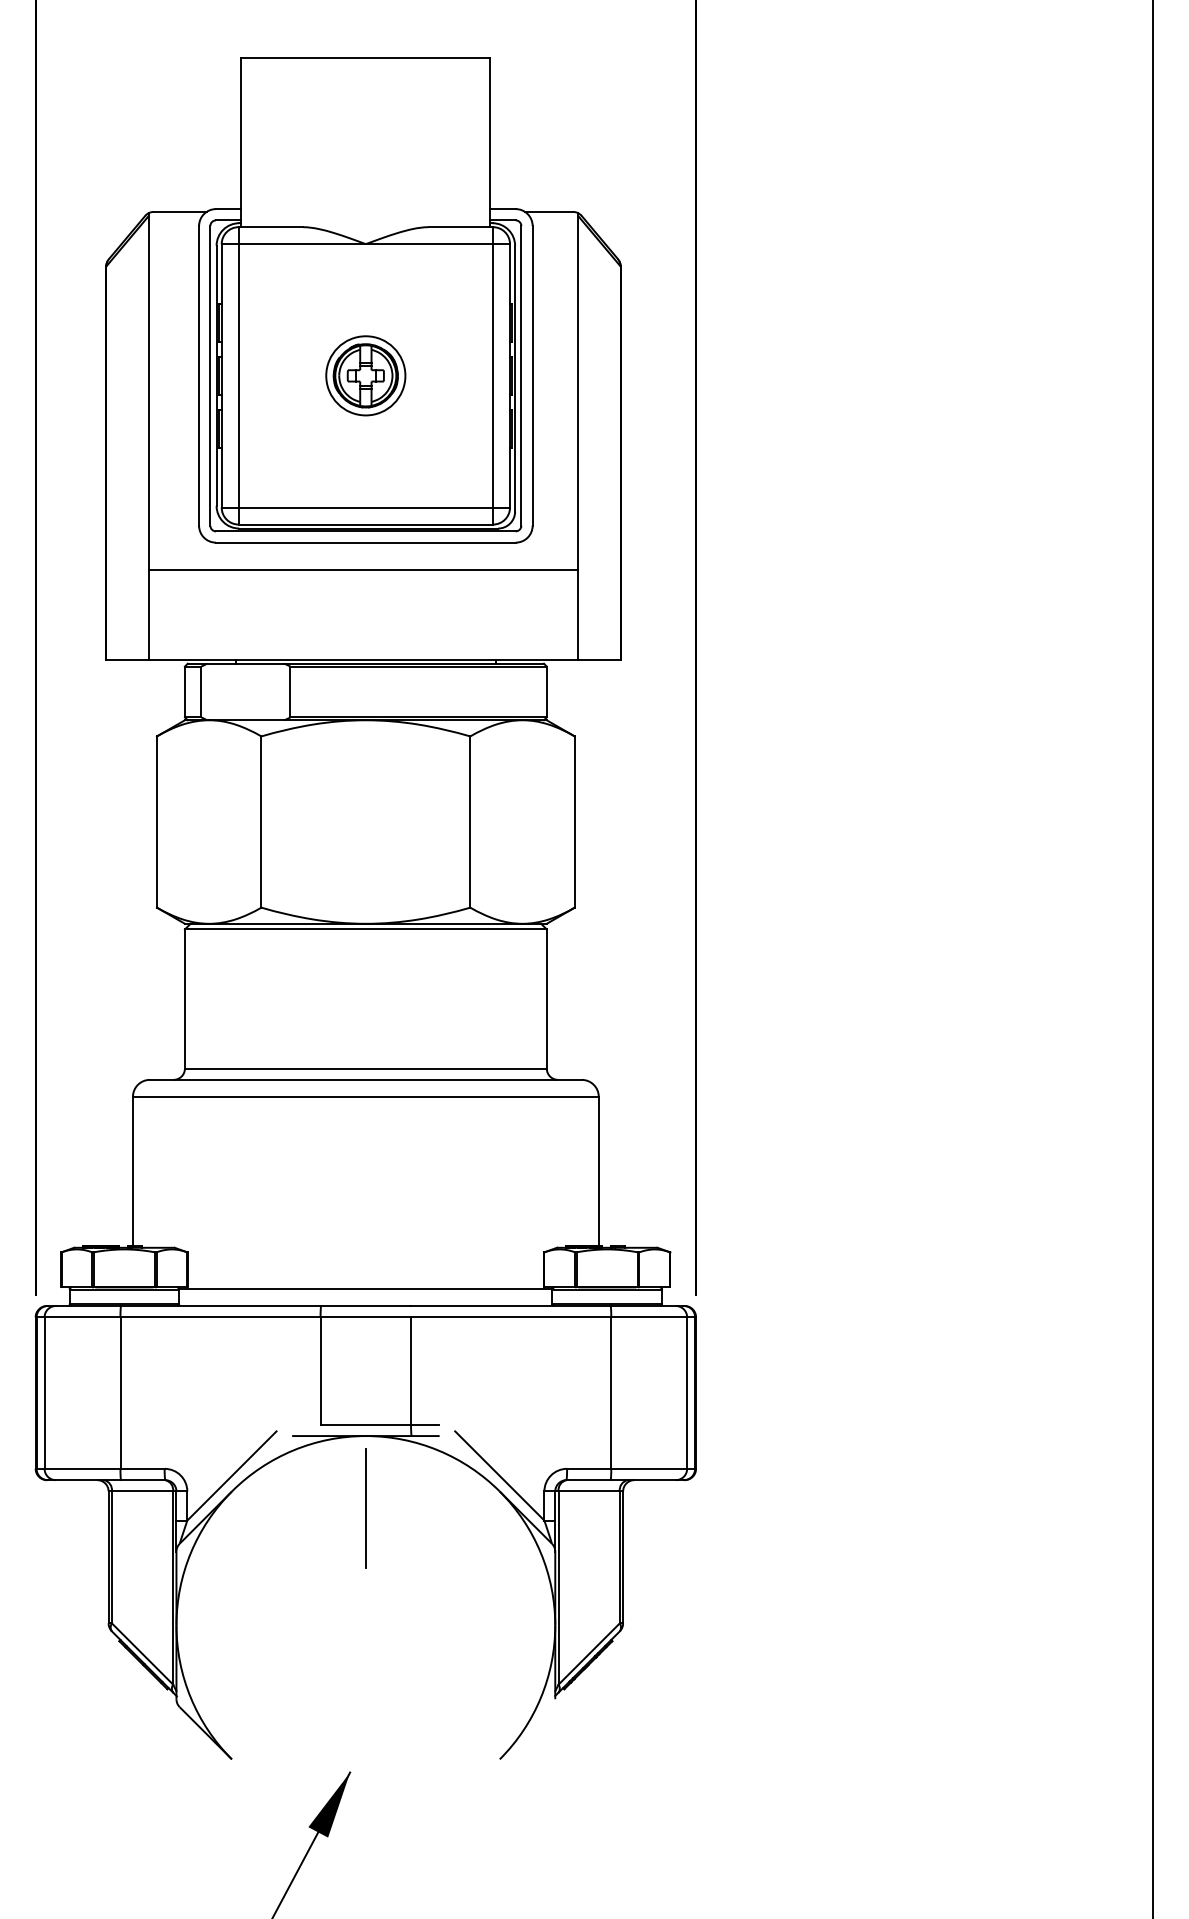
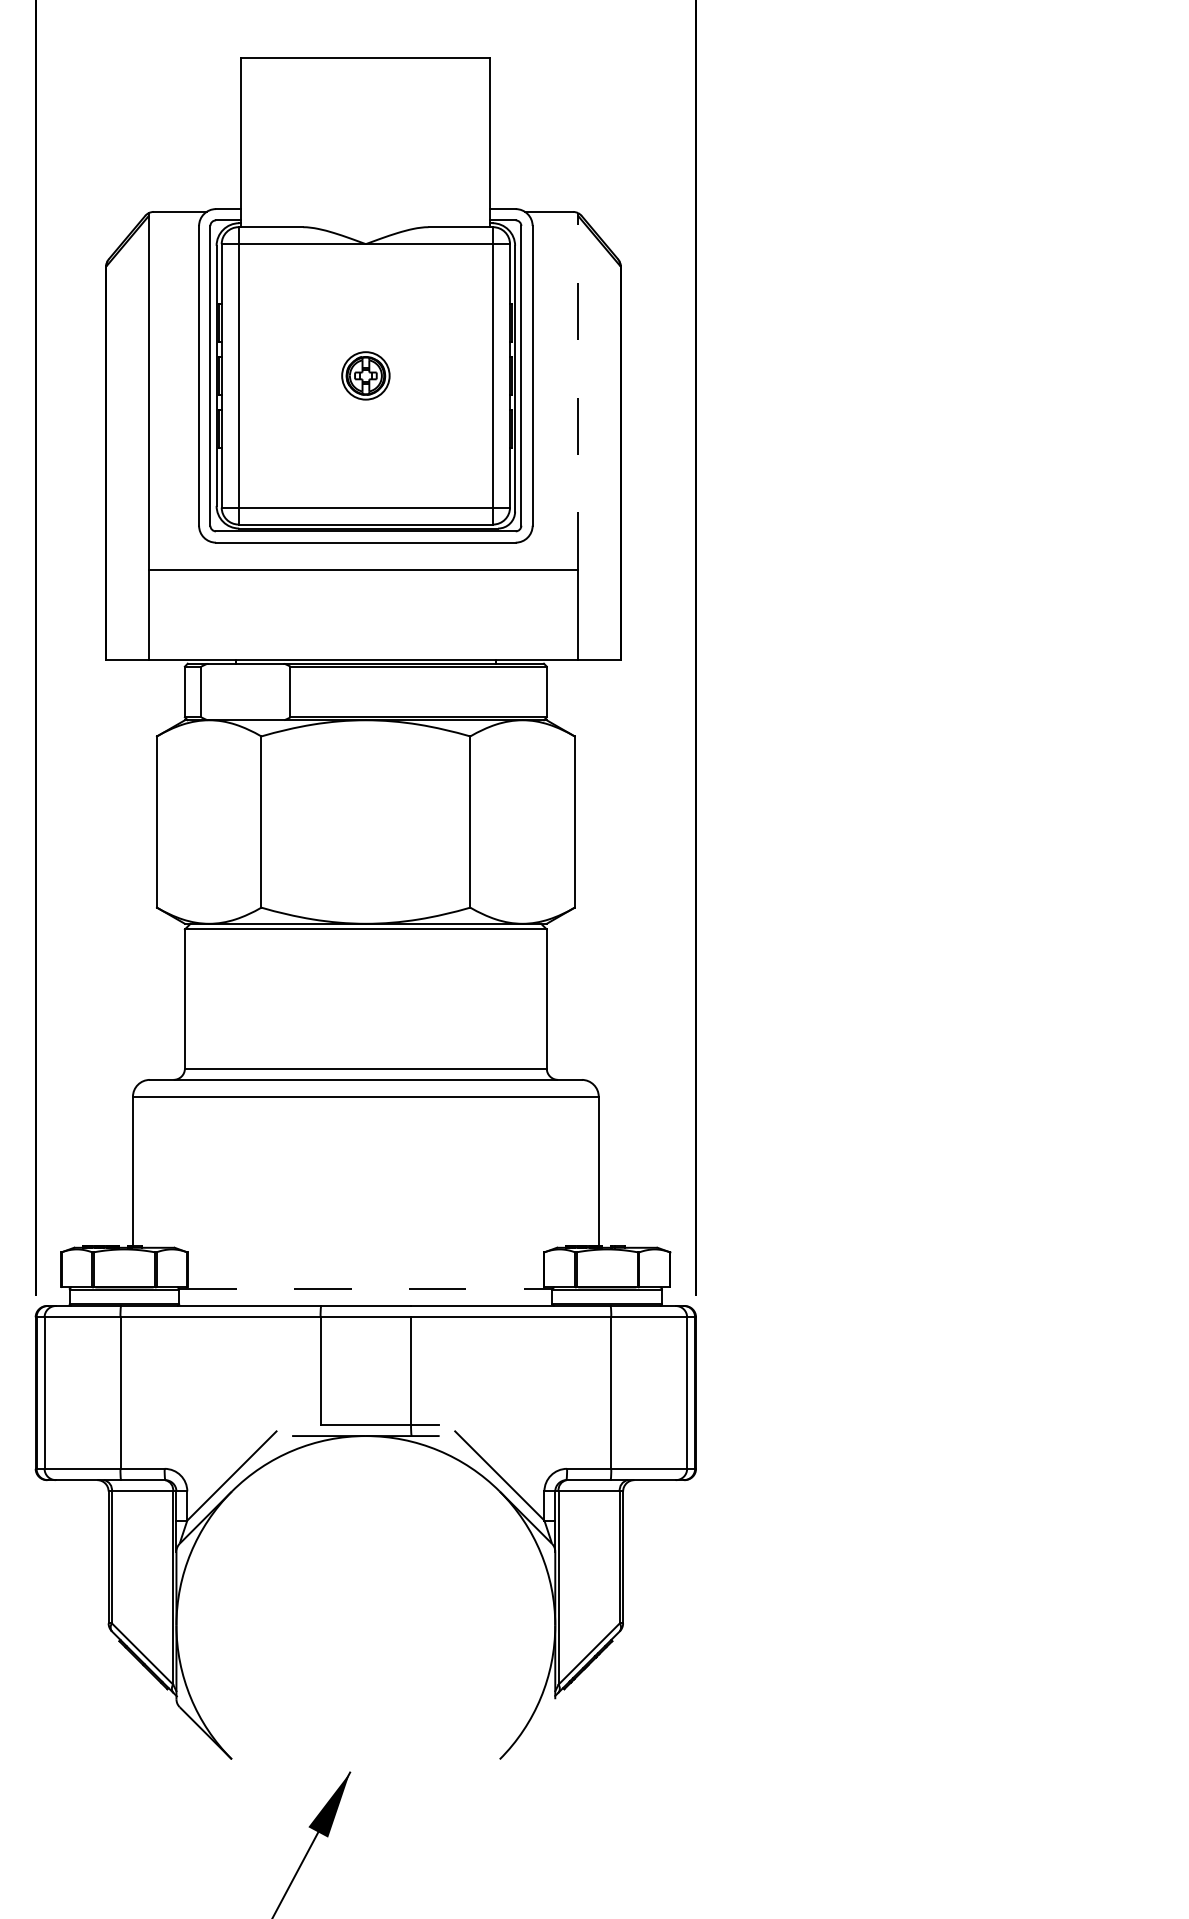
part size: 82x82 px -> 50x50 px (365, 375)
line: solid -> dashed (578, 391)
line: present -> none (1153, 958)
line: solid -> dashed (365, 1289)
line: present -> none (365, 1508)
